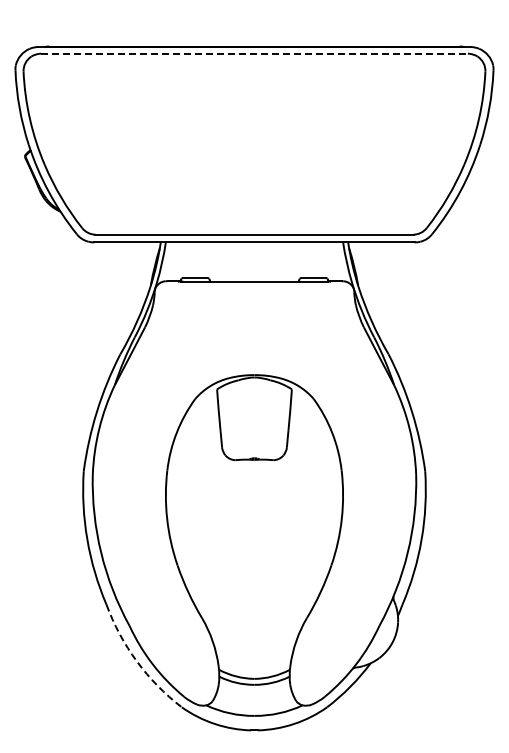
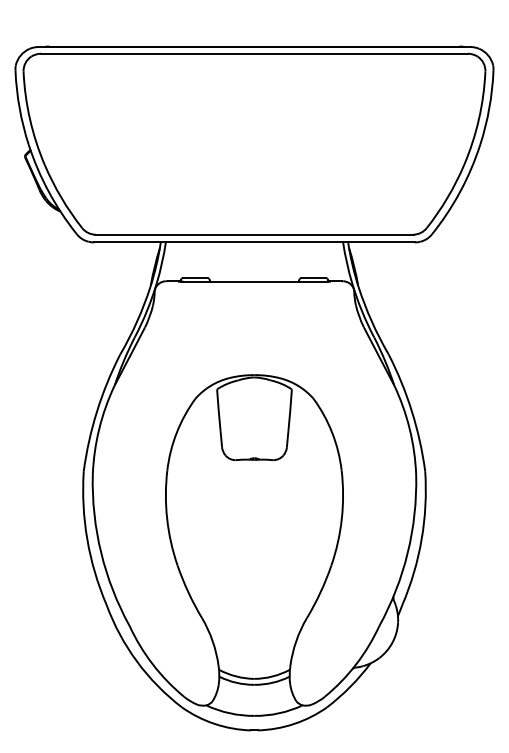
line: dashed -> solid (255, 53)
arc: dashed -> solid (136, 661)
